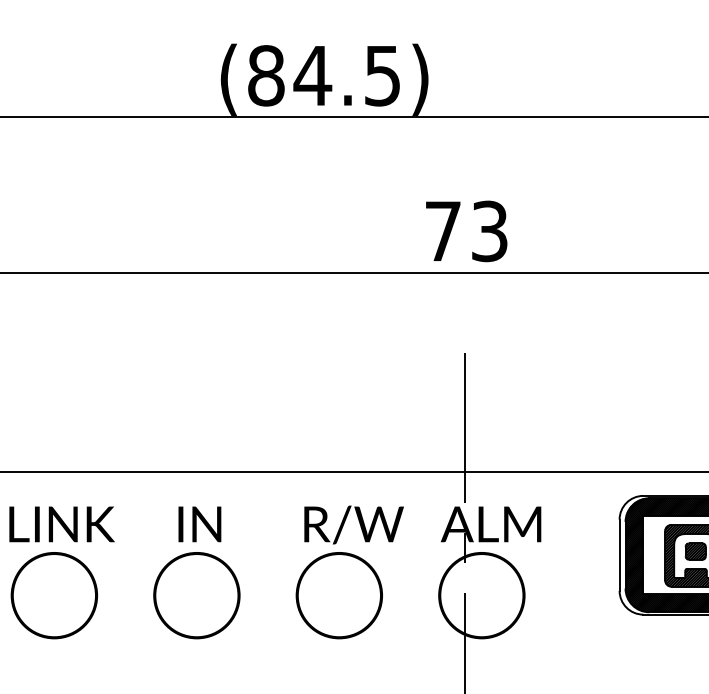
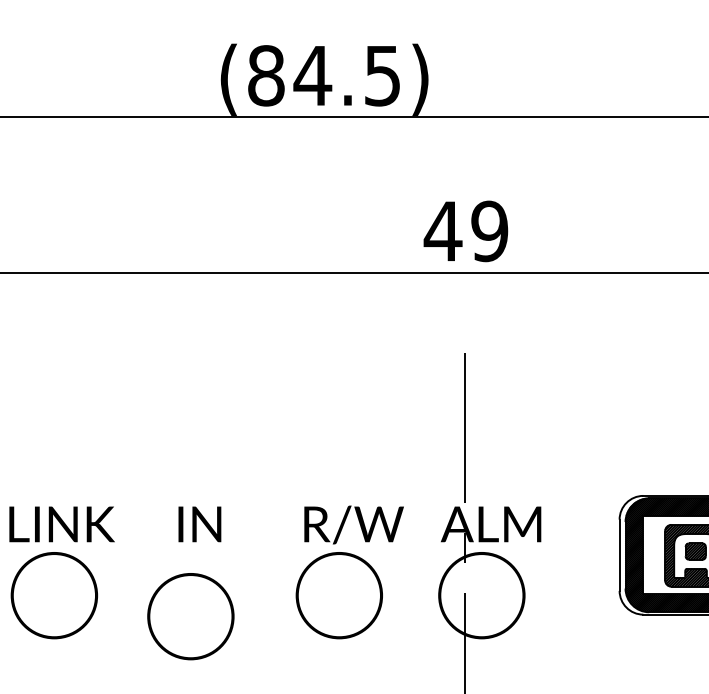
text: 73 -> 49 (465, 231)
line: present -> none (353, 472)
circle position: (196, 595) -> (190, 616) (190, 616)
